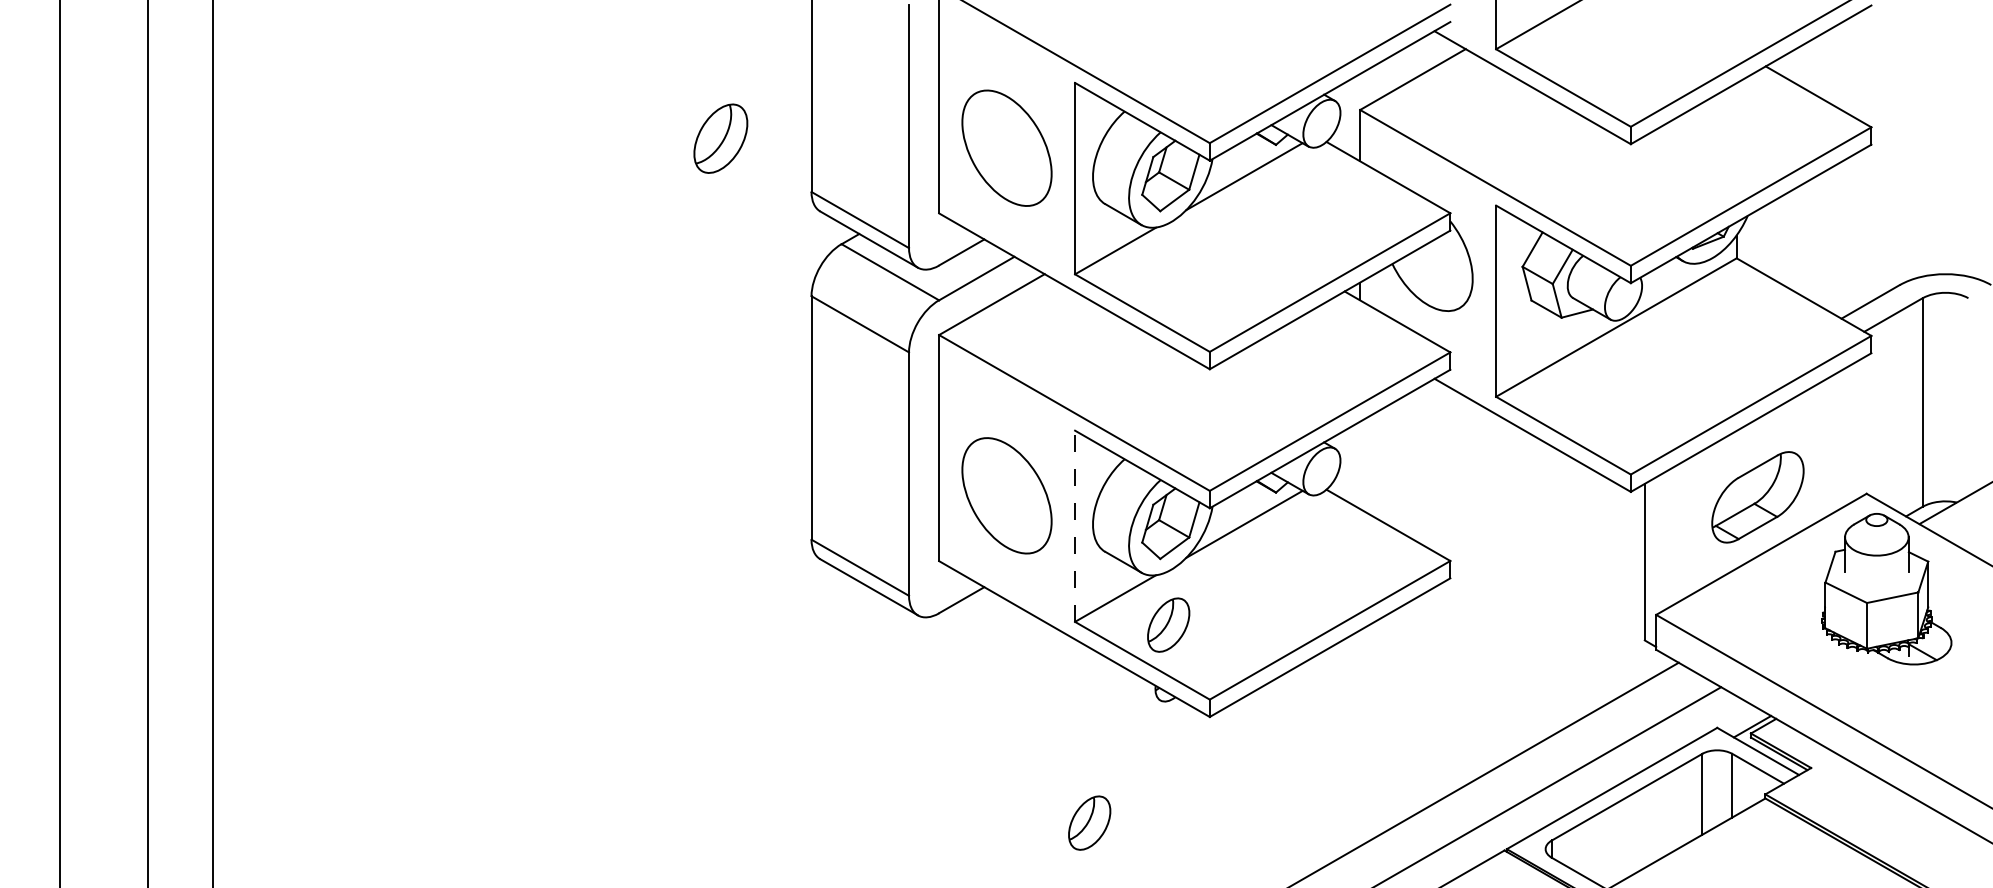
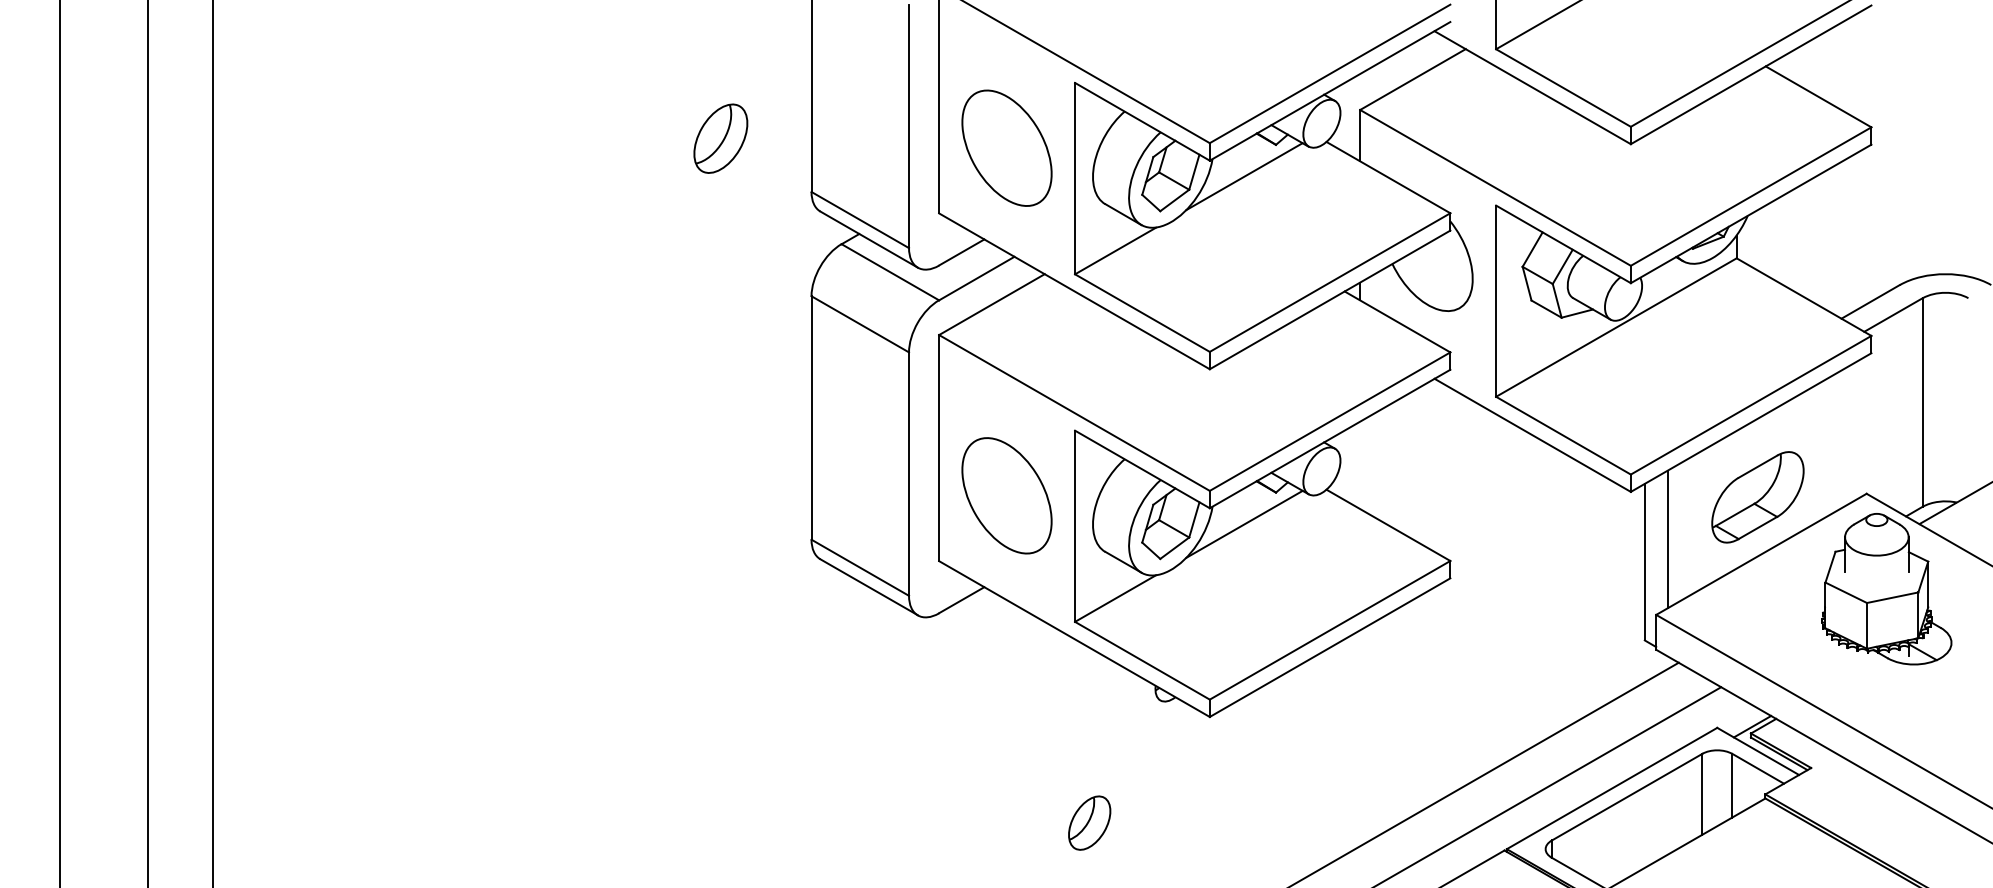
line: dashed -> solid (1075, 526)
line: none -> present (1667, 539)
part: present -> none (1168, 624)
